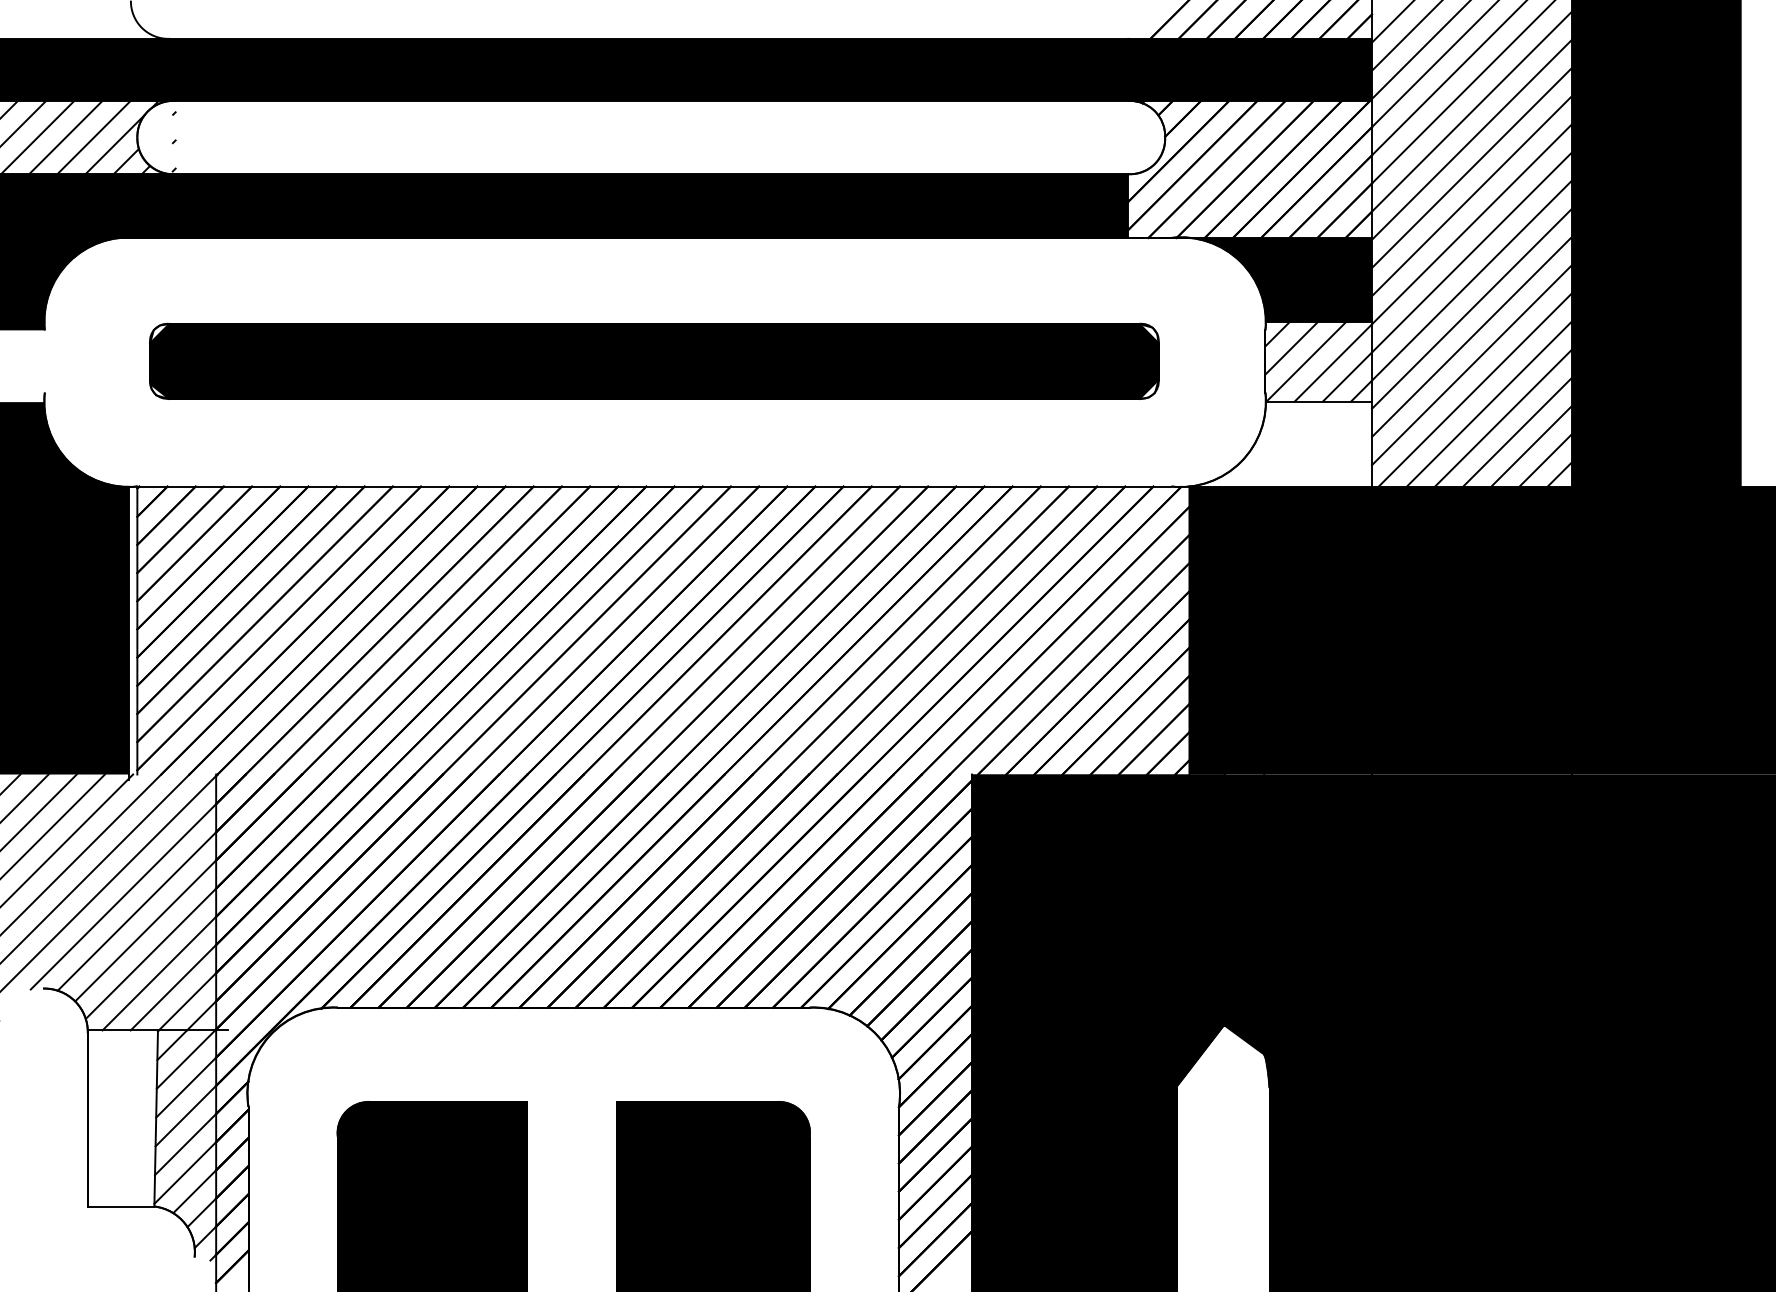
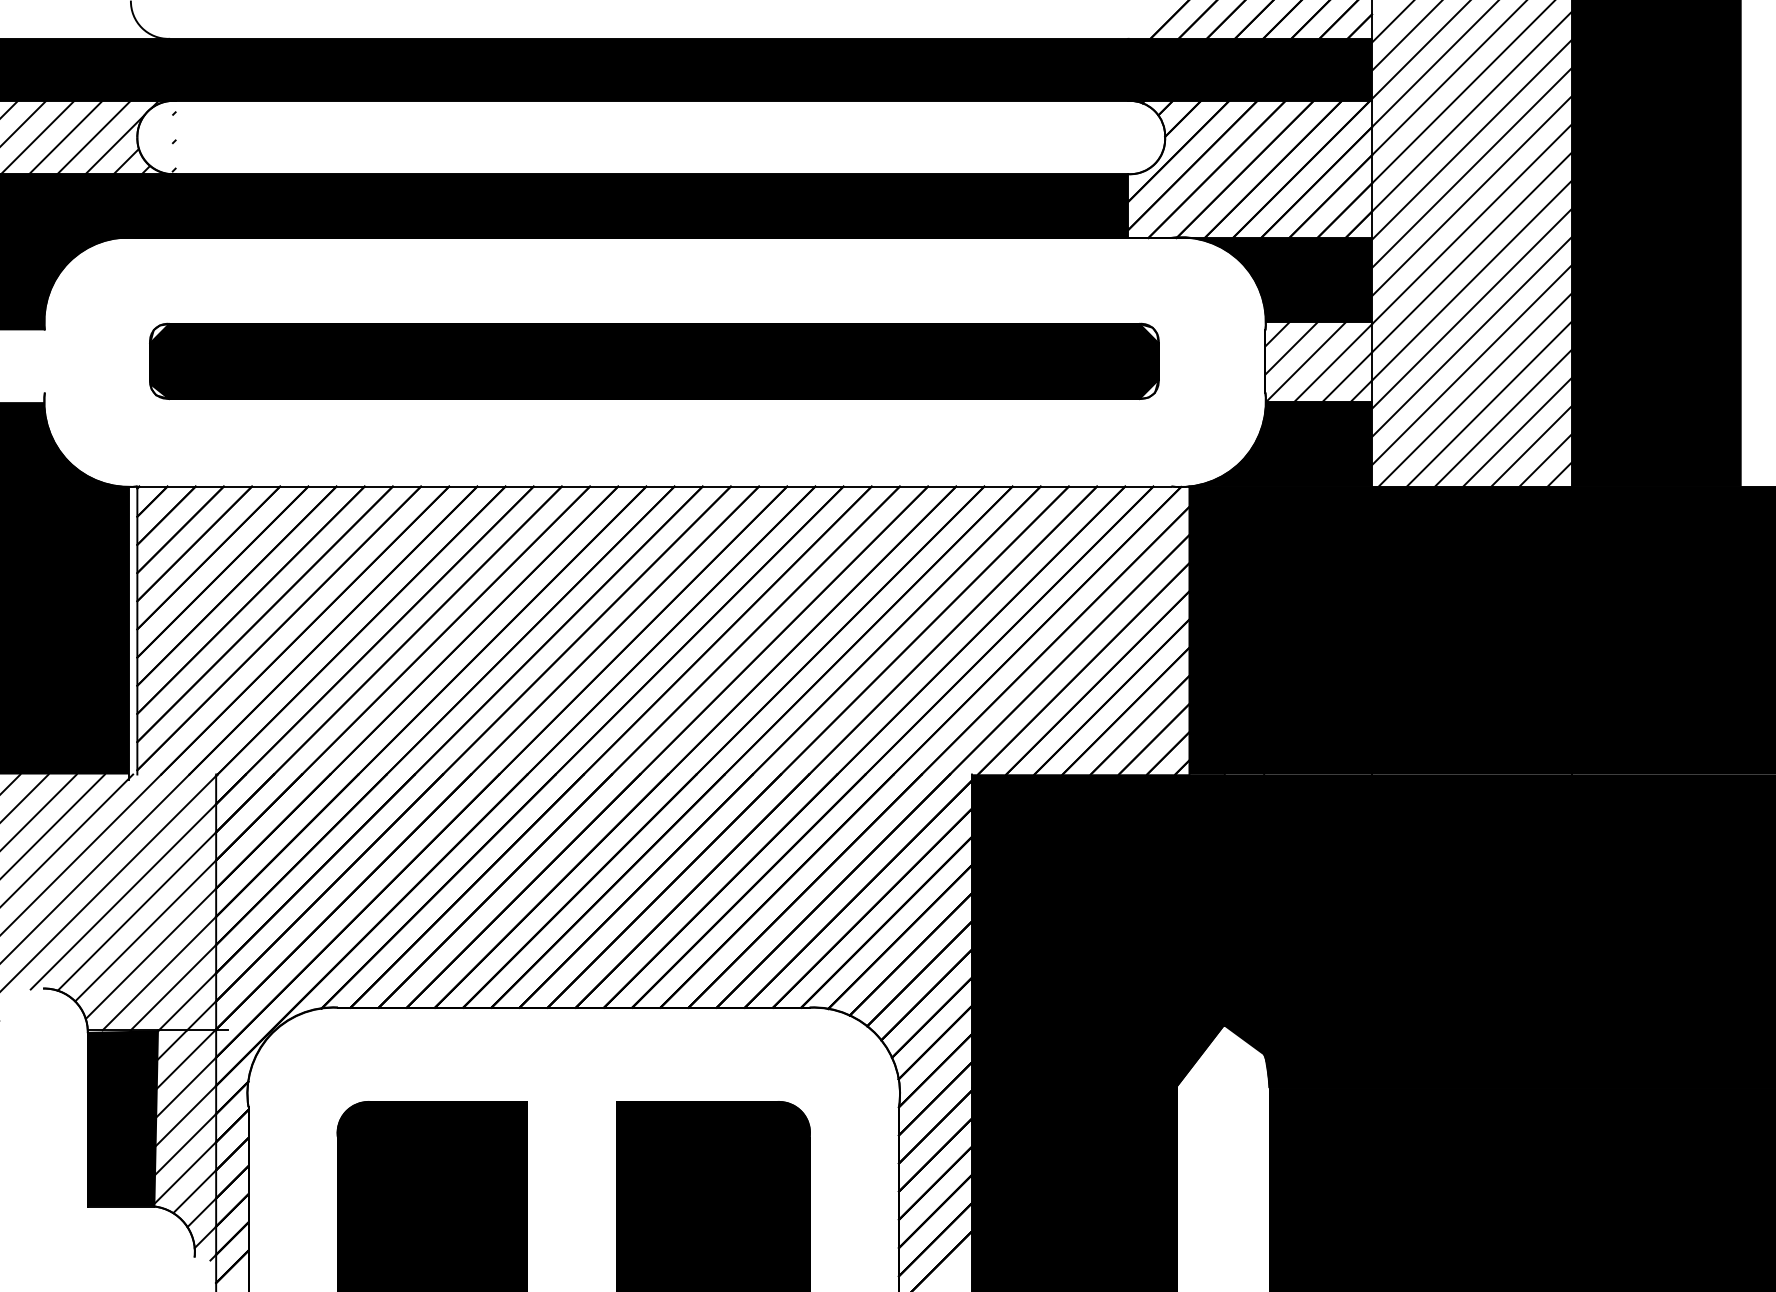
fill: none -> present (1271, 439)
fill: none -> present (122, 1118)
